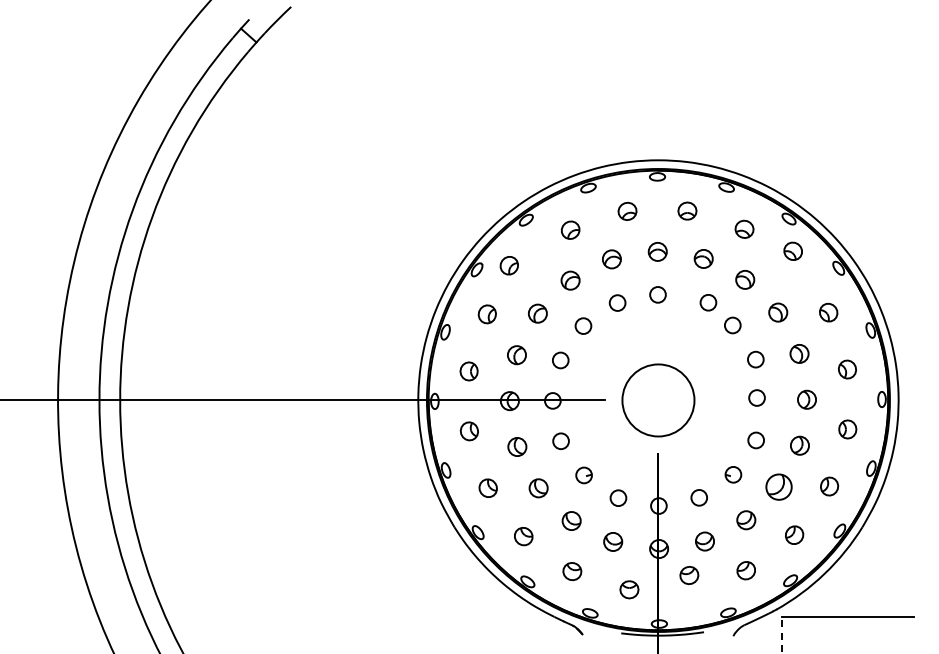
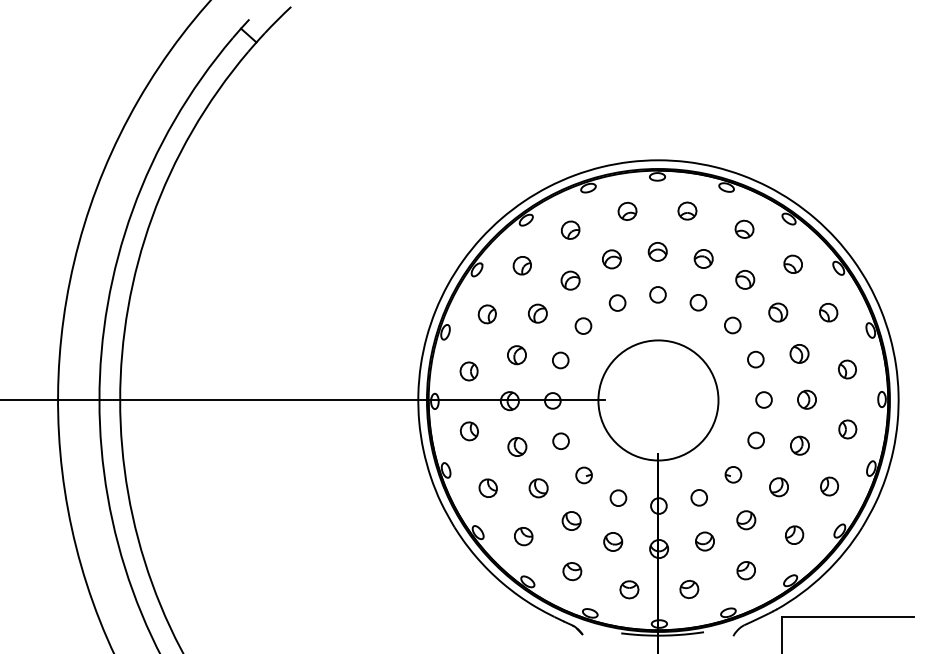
part position: (792, 250) -> (792, 263) (792, 263)
part position: (508, 265) -> (521, 265) (521, 265)
circle position: (708, 302) -> (698, 302) (698, 302)
circle position: (756, 397) -> (763, 399) (763, 399)
circle diameter: 72 px -> 120 px (658, 400)
part size: 28x28 px -> 20x21 px (778, 487)
part position: (689, 575) -> (689, 589) (689, 589)
line: dashed -> solid (781, 635)
